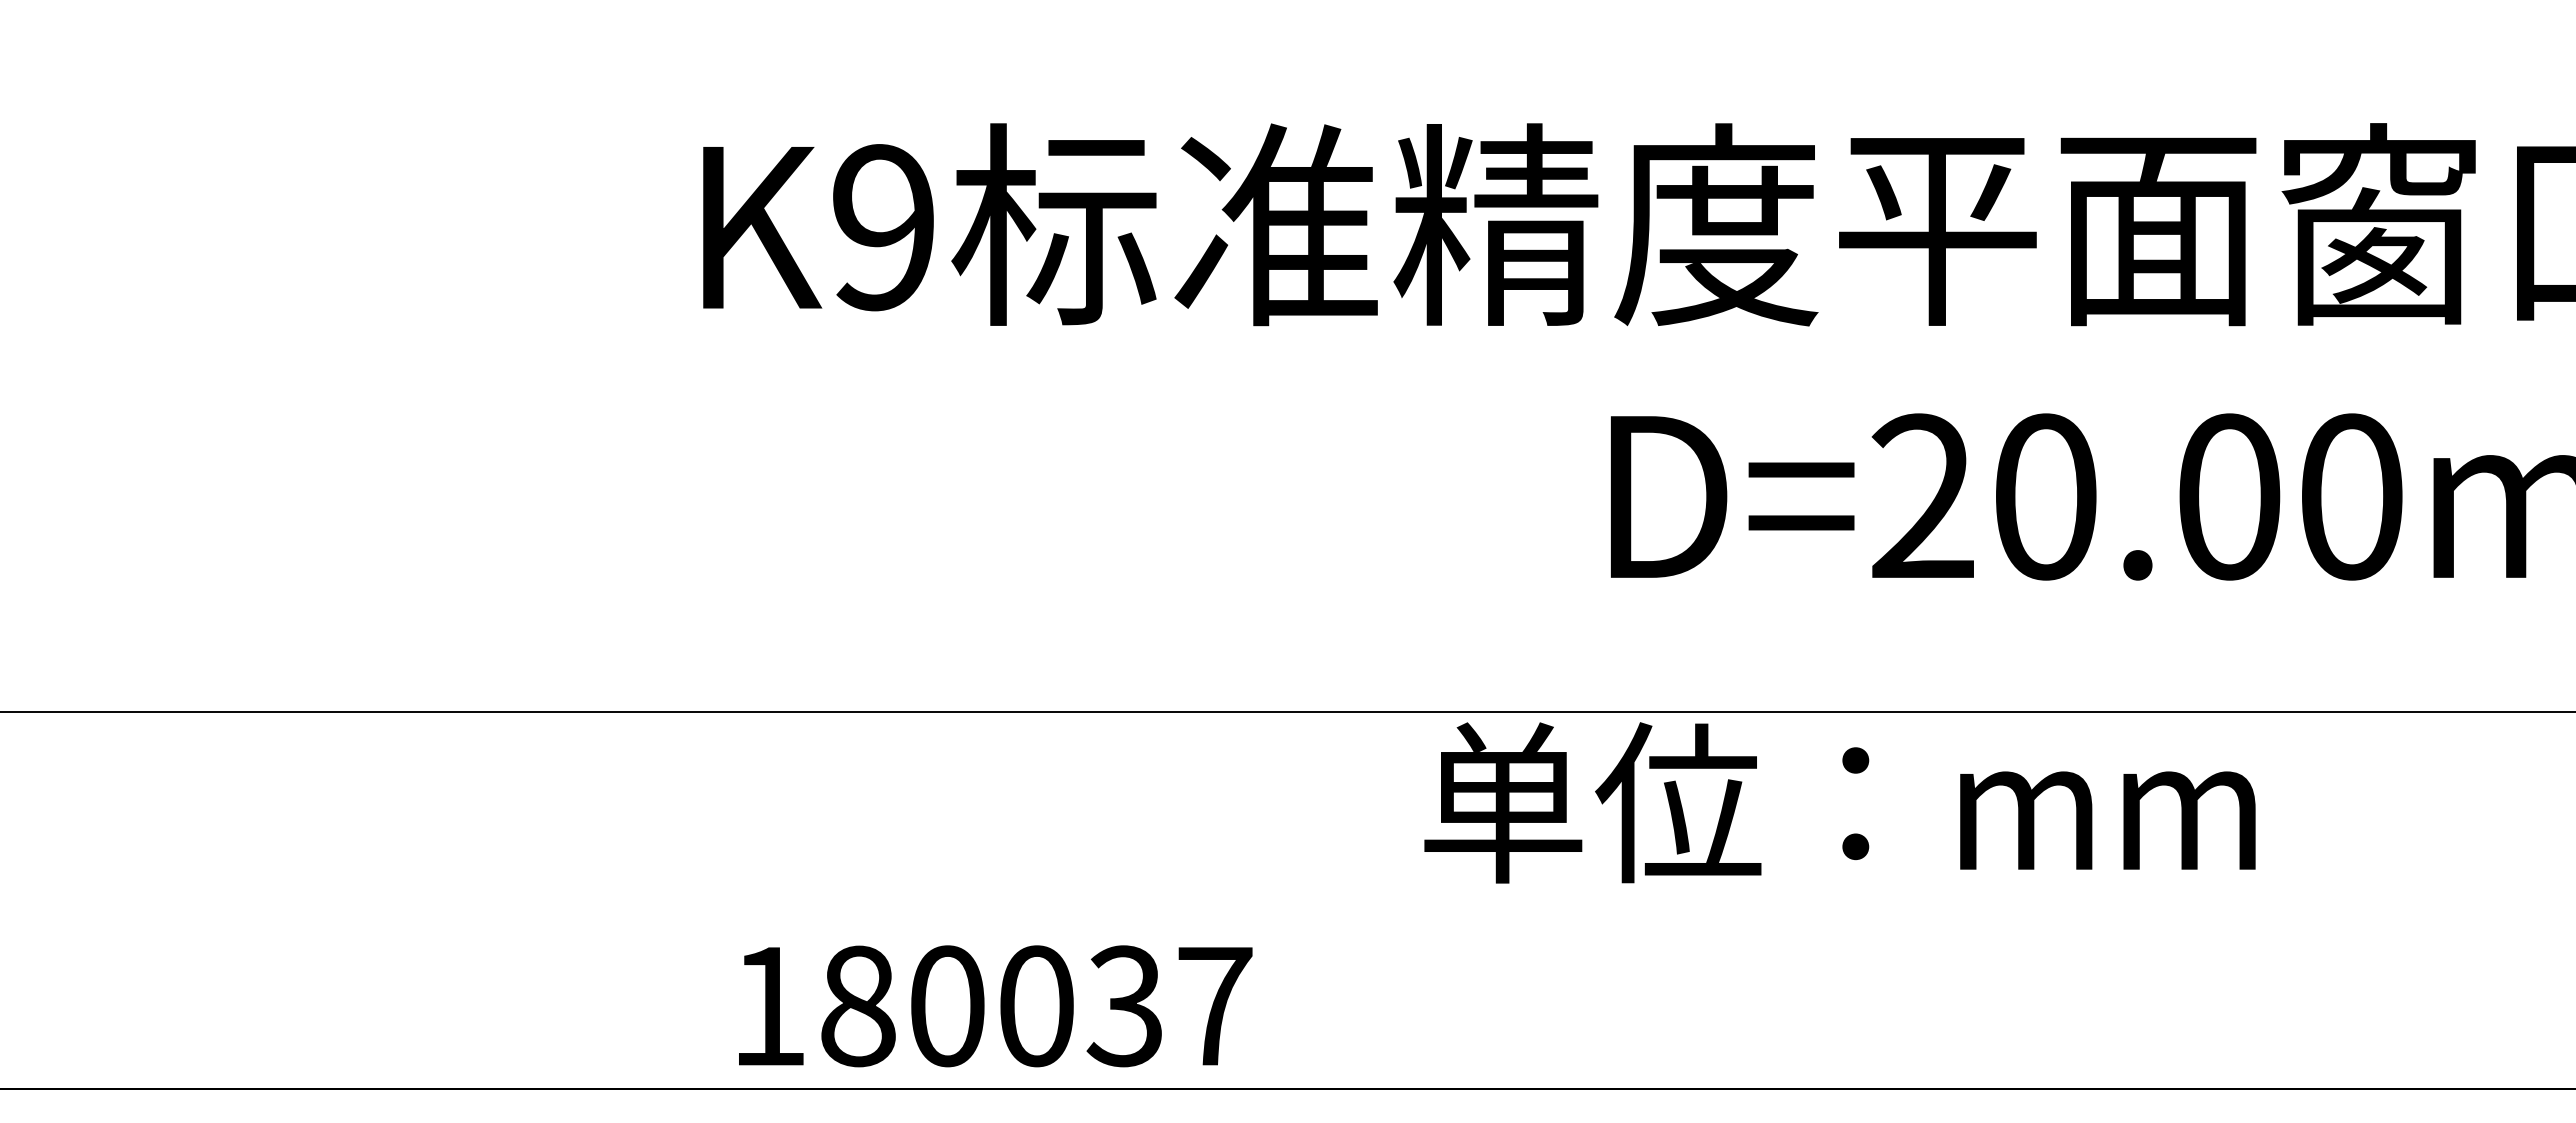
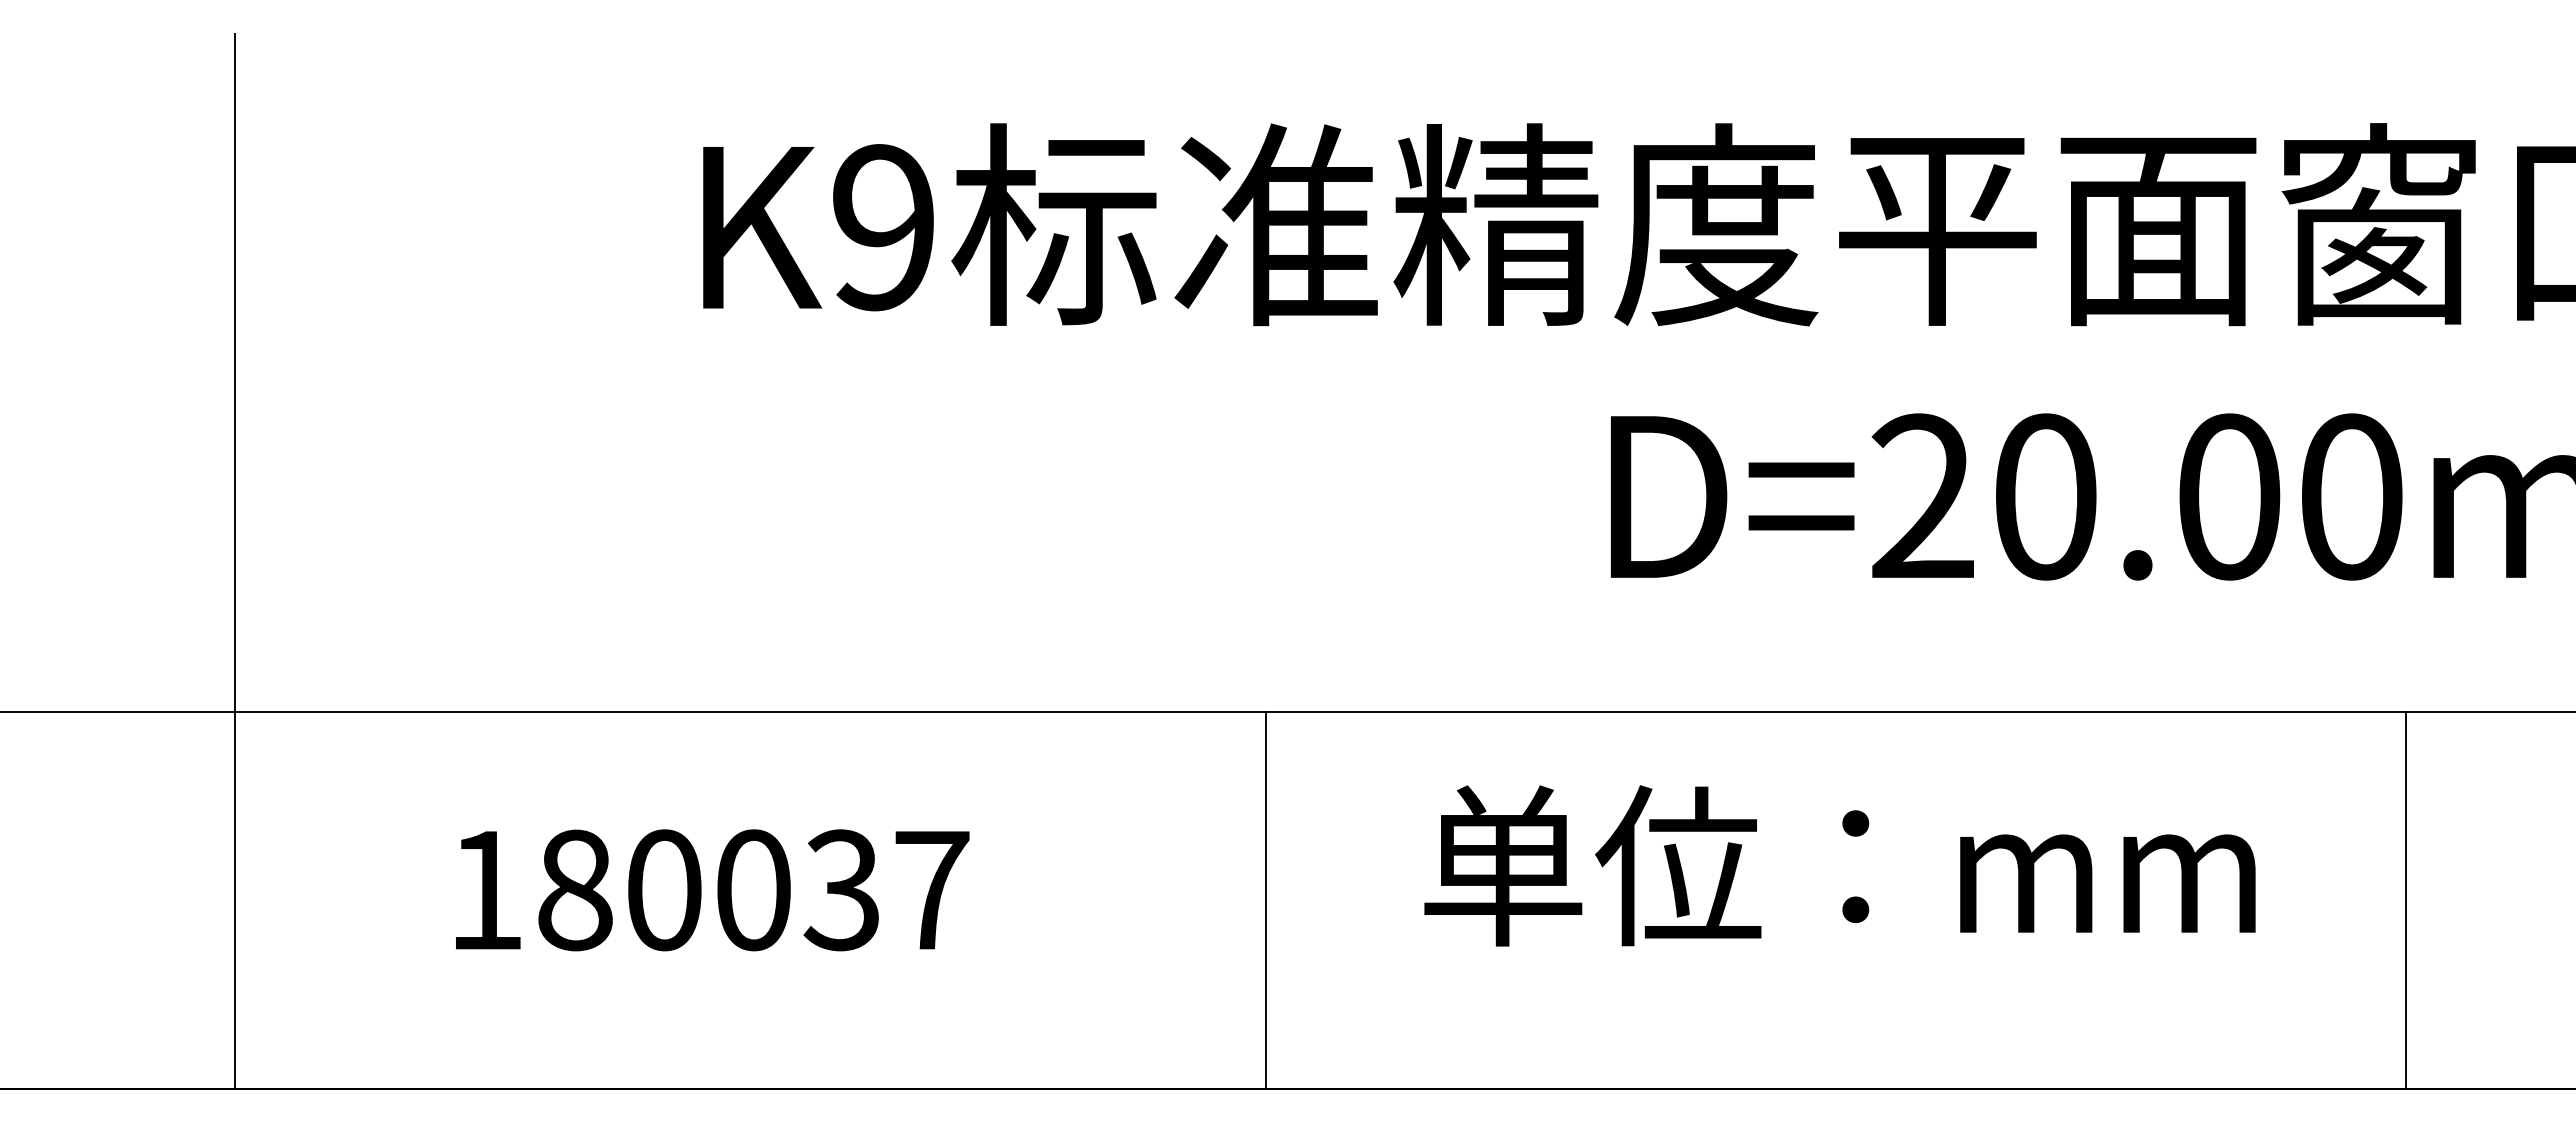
line: none -> present (235, 561)
text position: (1839, 802) -> (1839, 865) (1839, 865)
line: none -> present (1266, 900)
line: none -> present (2405, 900)
text position: (995, 1006) -> (712, 890) (712, 890)
